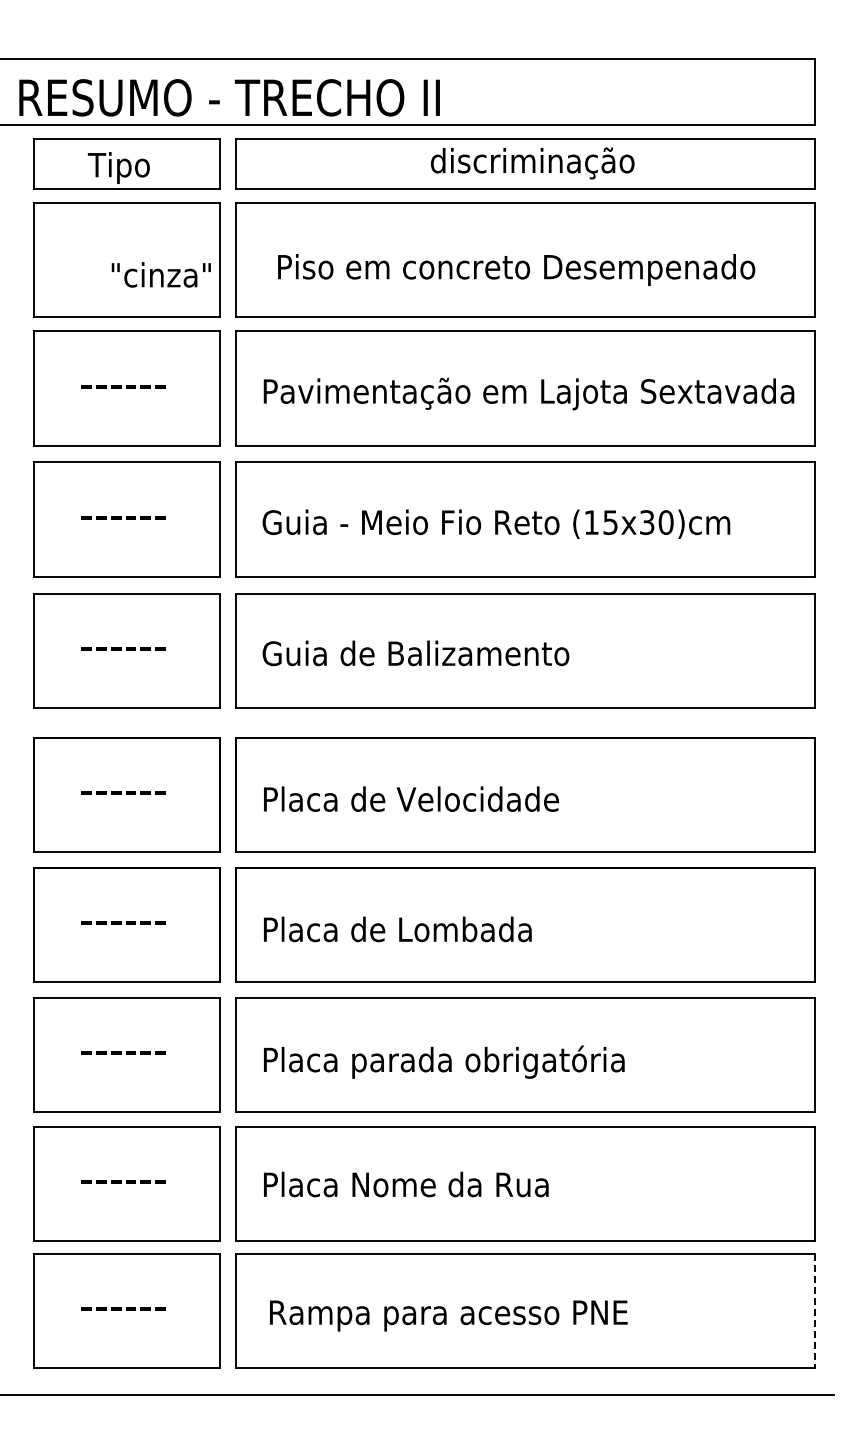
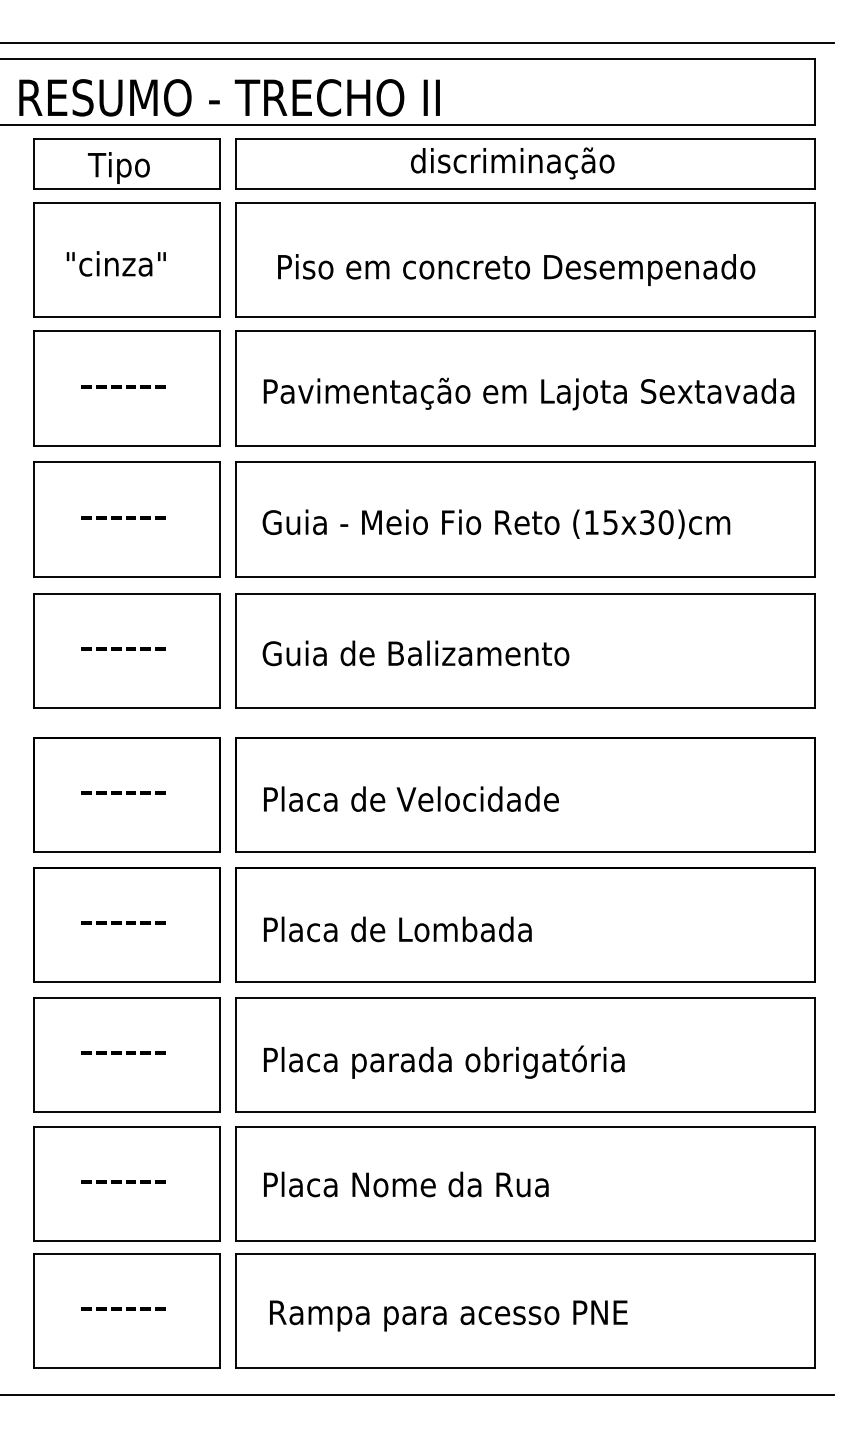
line: none -> present (417, 43)
text position: (532, 163) -> (512, 163) (512, 163)
text position: (160, 274) -> (115, 263) (115, 263)
line: dashed -> solid (815, 1311)
